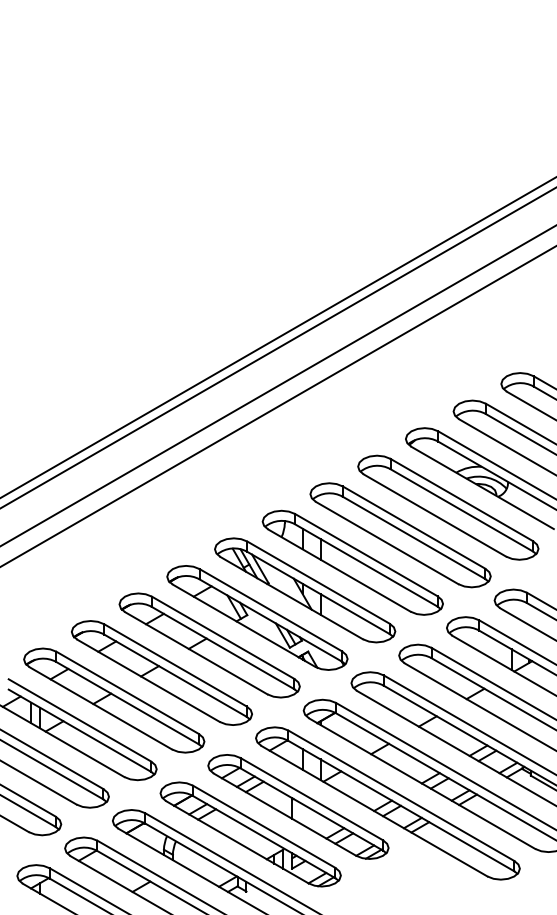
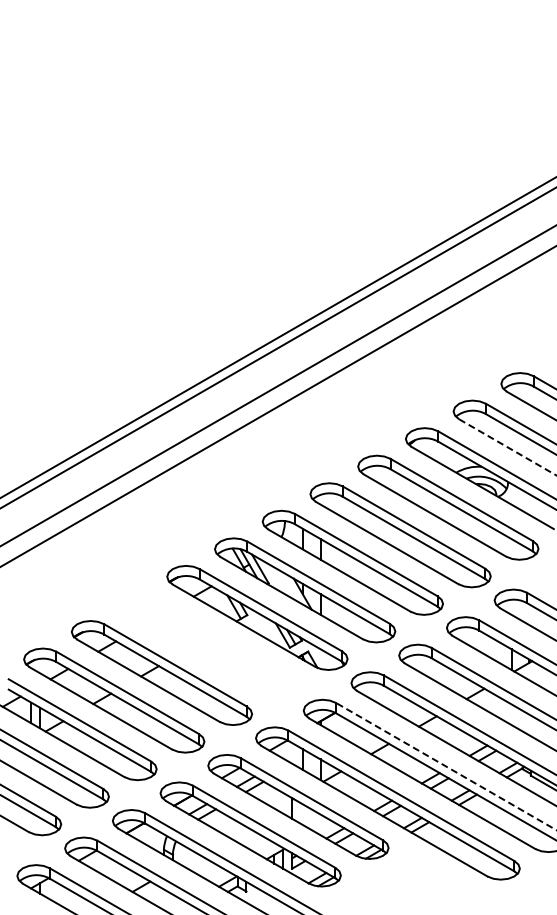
line: solid -> dashed (508, 447)
part: present -> none (209, 645)
line: solid -> dashed (446, 766)
